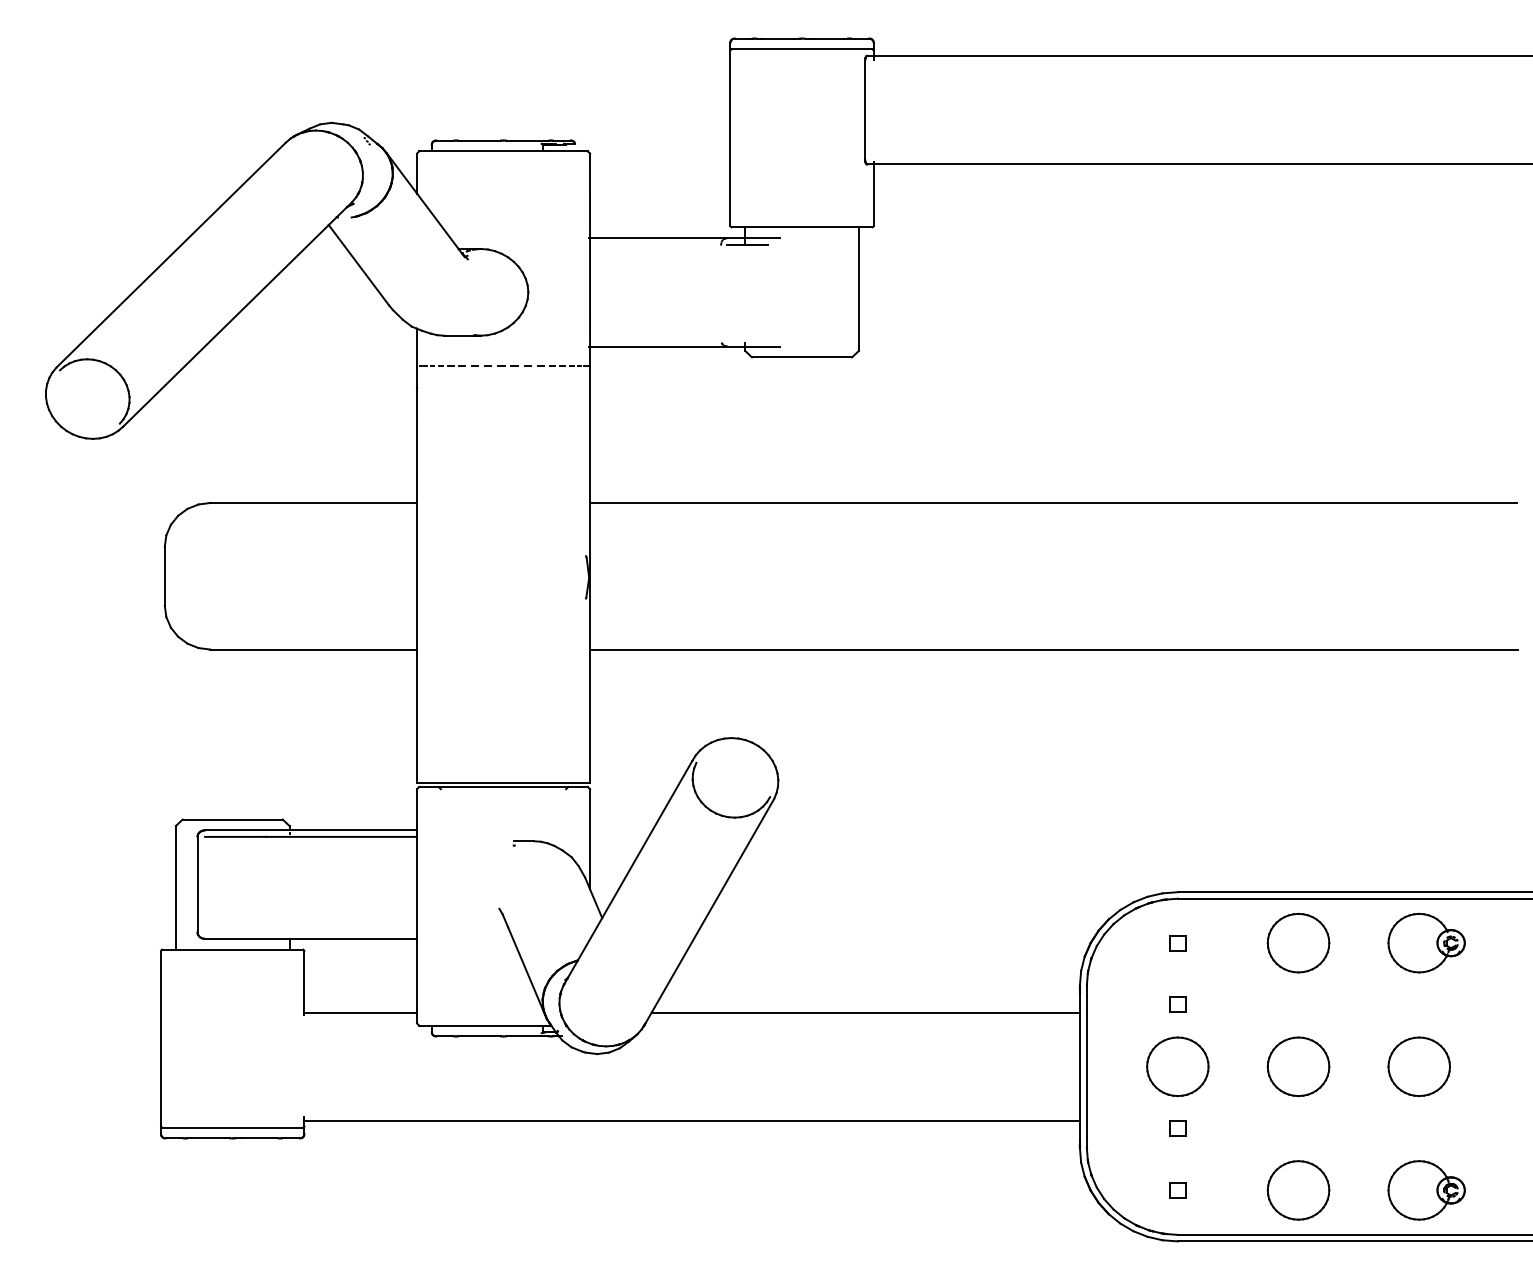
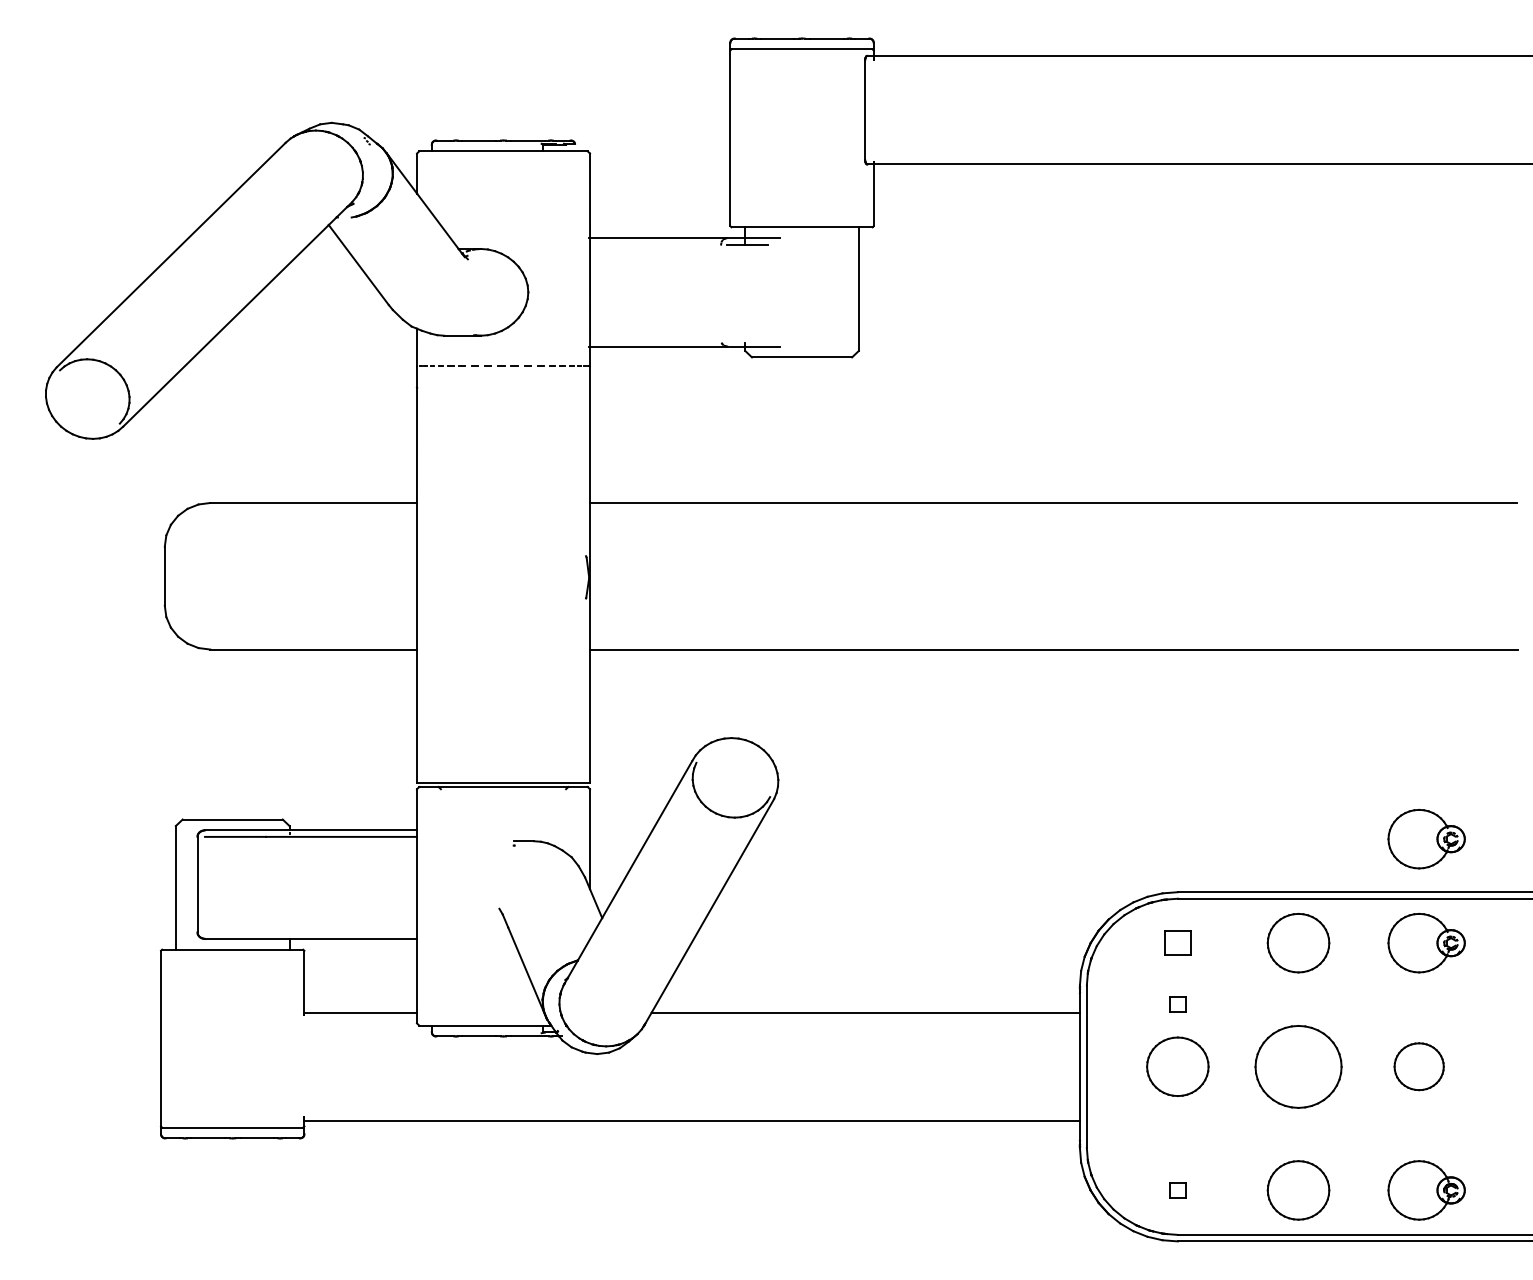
part: none -> present (1426, 838)
part size: 18x17 px -> 28x26 px (1177, 942)
part size: 65x61 px -> 89x84 px (1298, 1066)
part size: 64x61 px -> 52x50 px (1418, 1066)
part: present -> none (1177, 1128)
